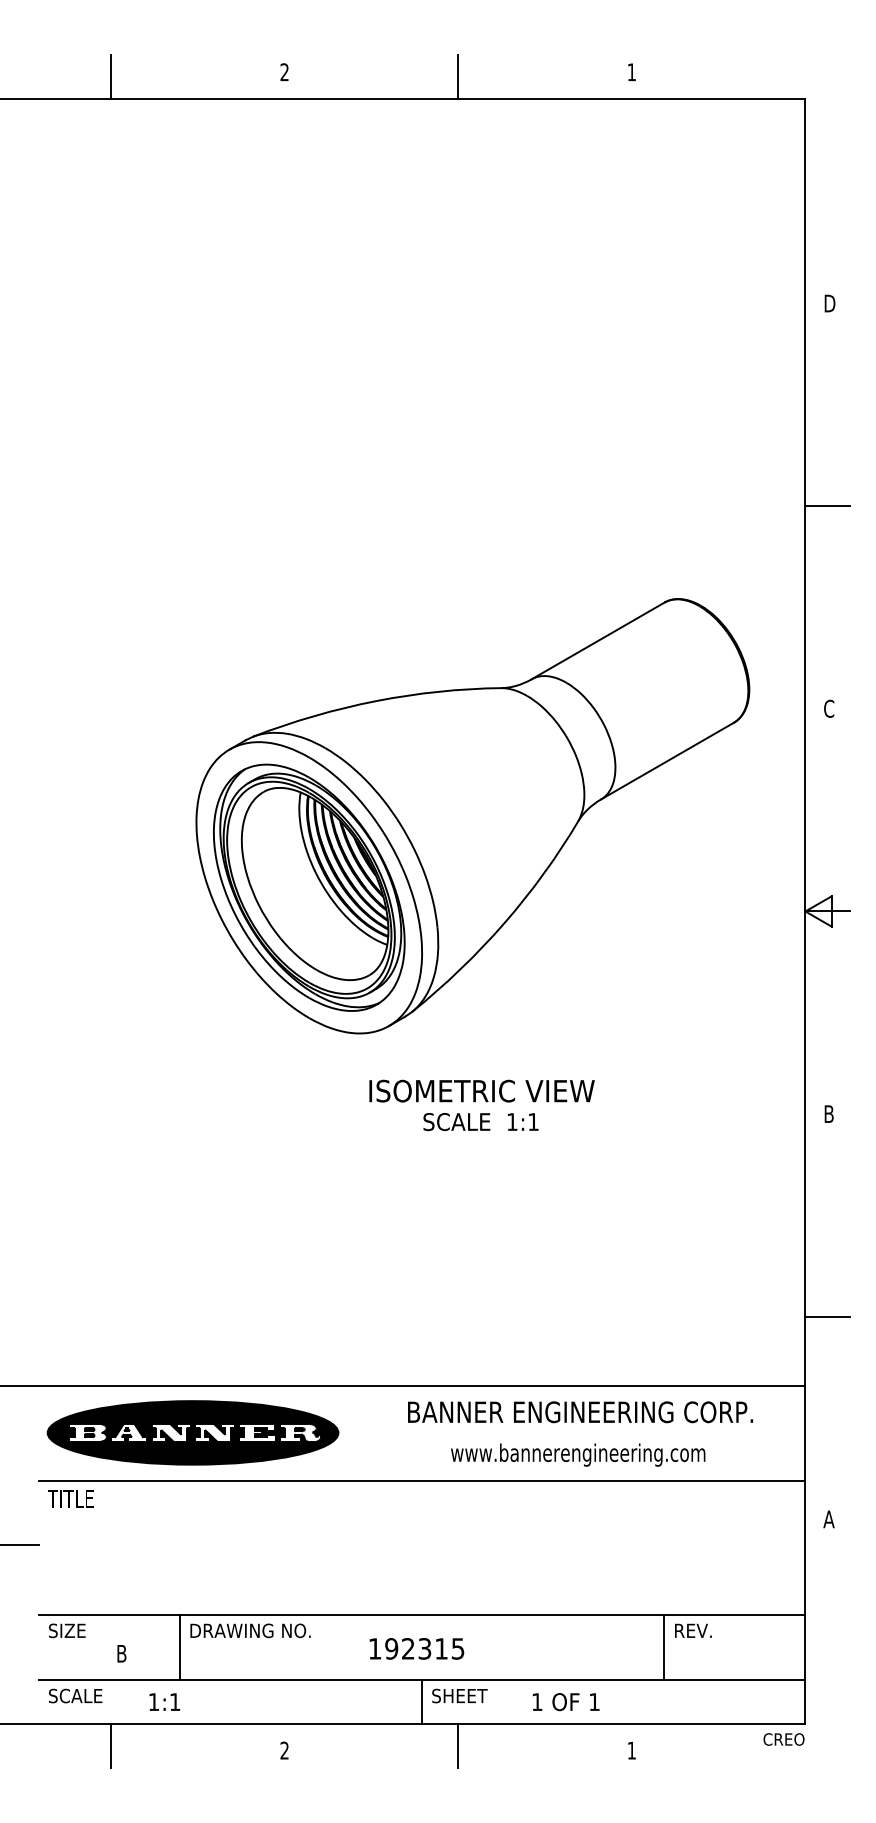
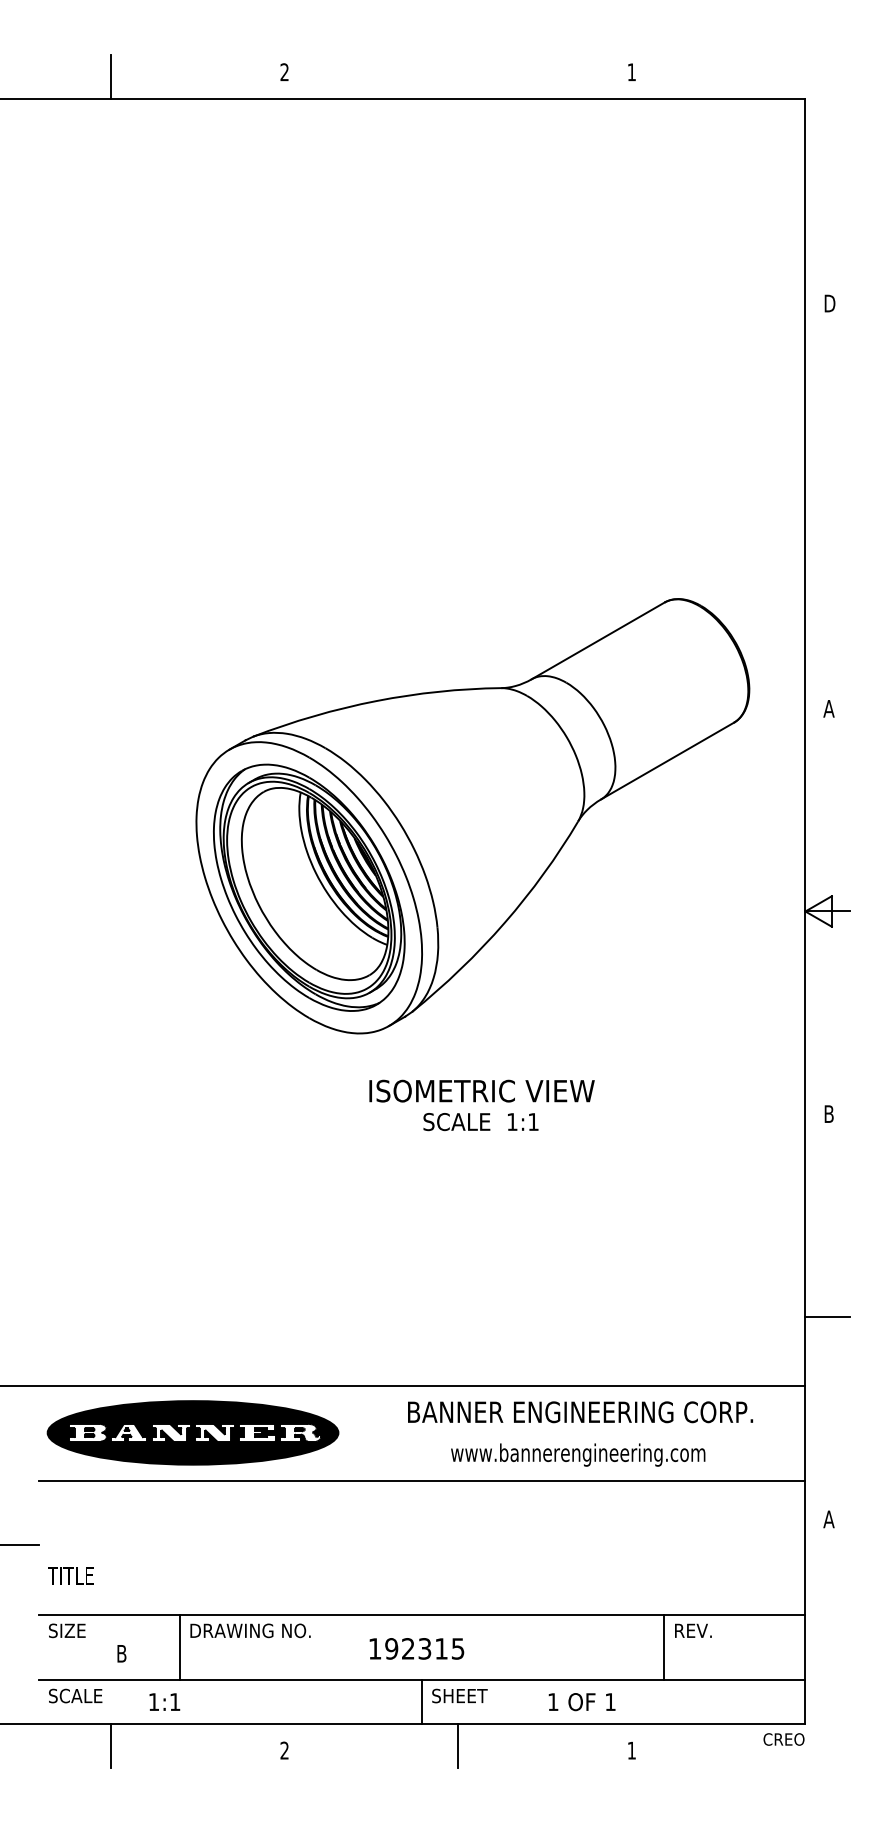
line: present -> none (458, 76)
line: present -> none (827, 506)
text: C -> A (828, 708)
text position: (70, 1498) -> (70, 1575) (70, 1575)
text position: (565, 1702) -> (581, 1702) (581, 1702)
